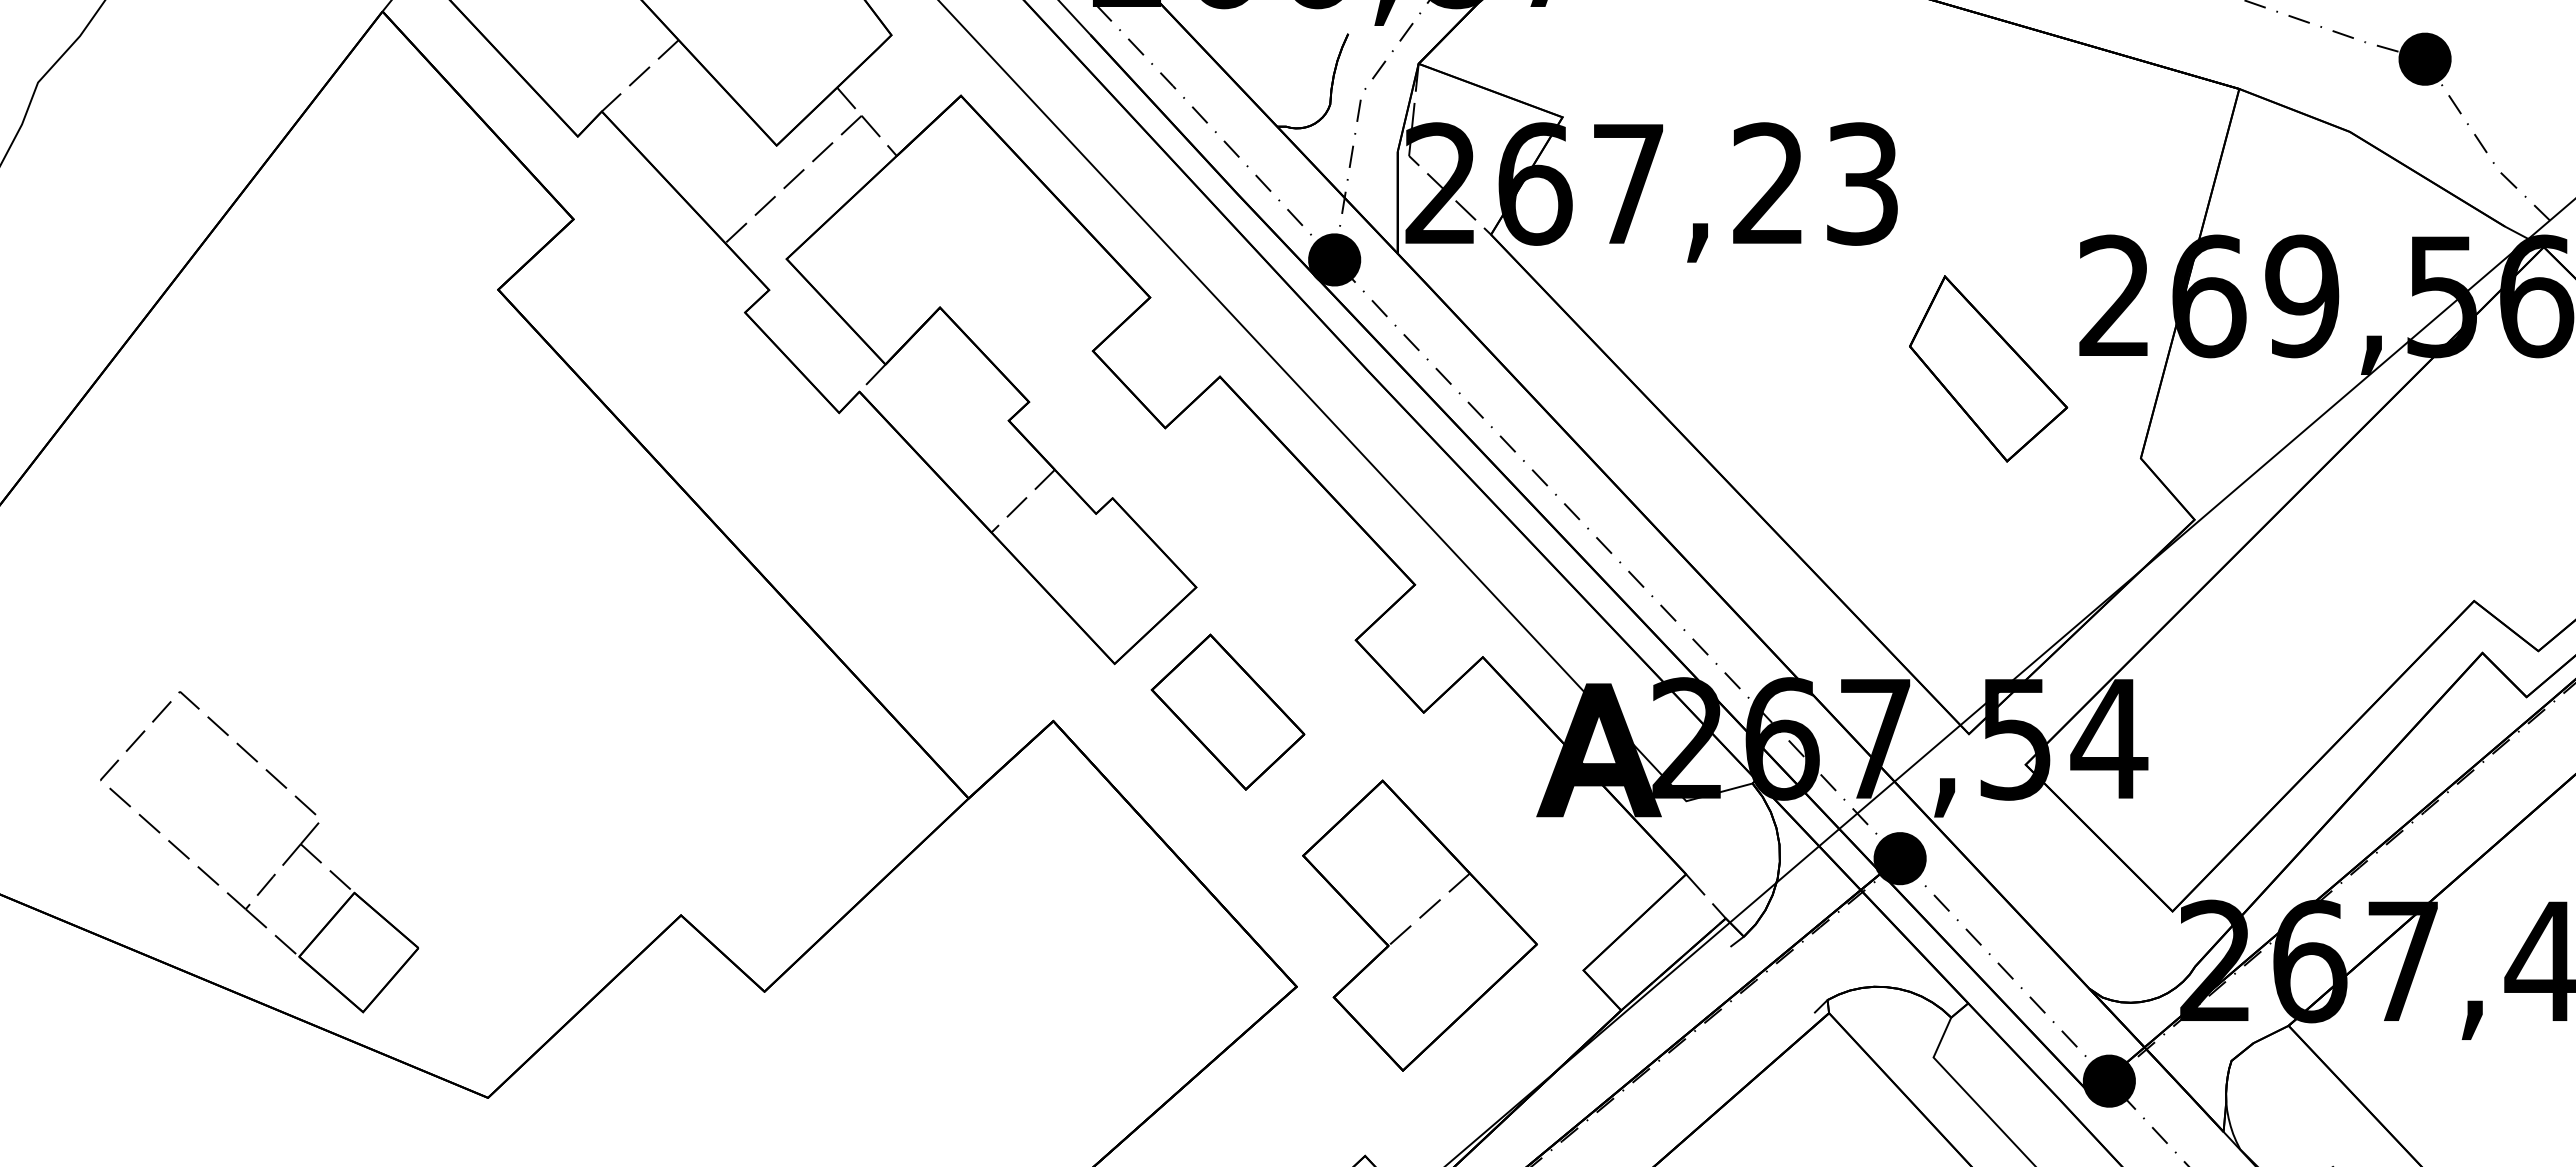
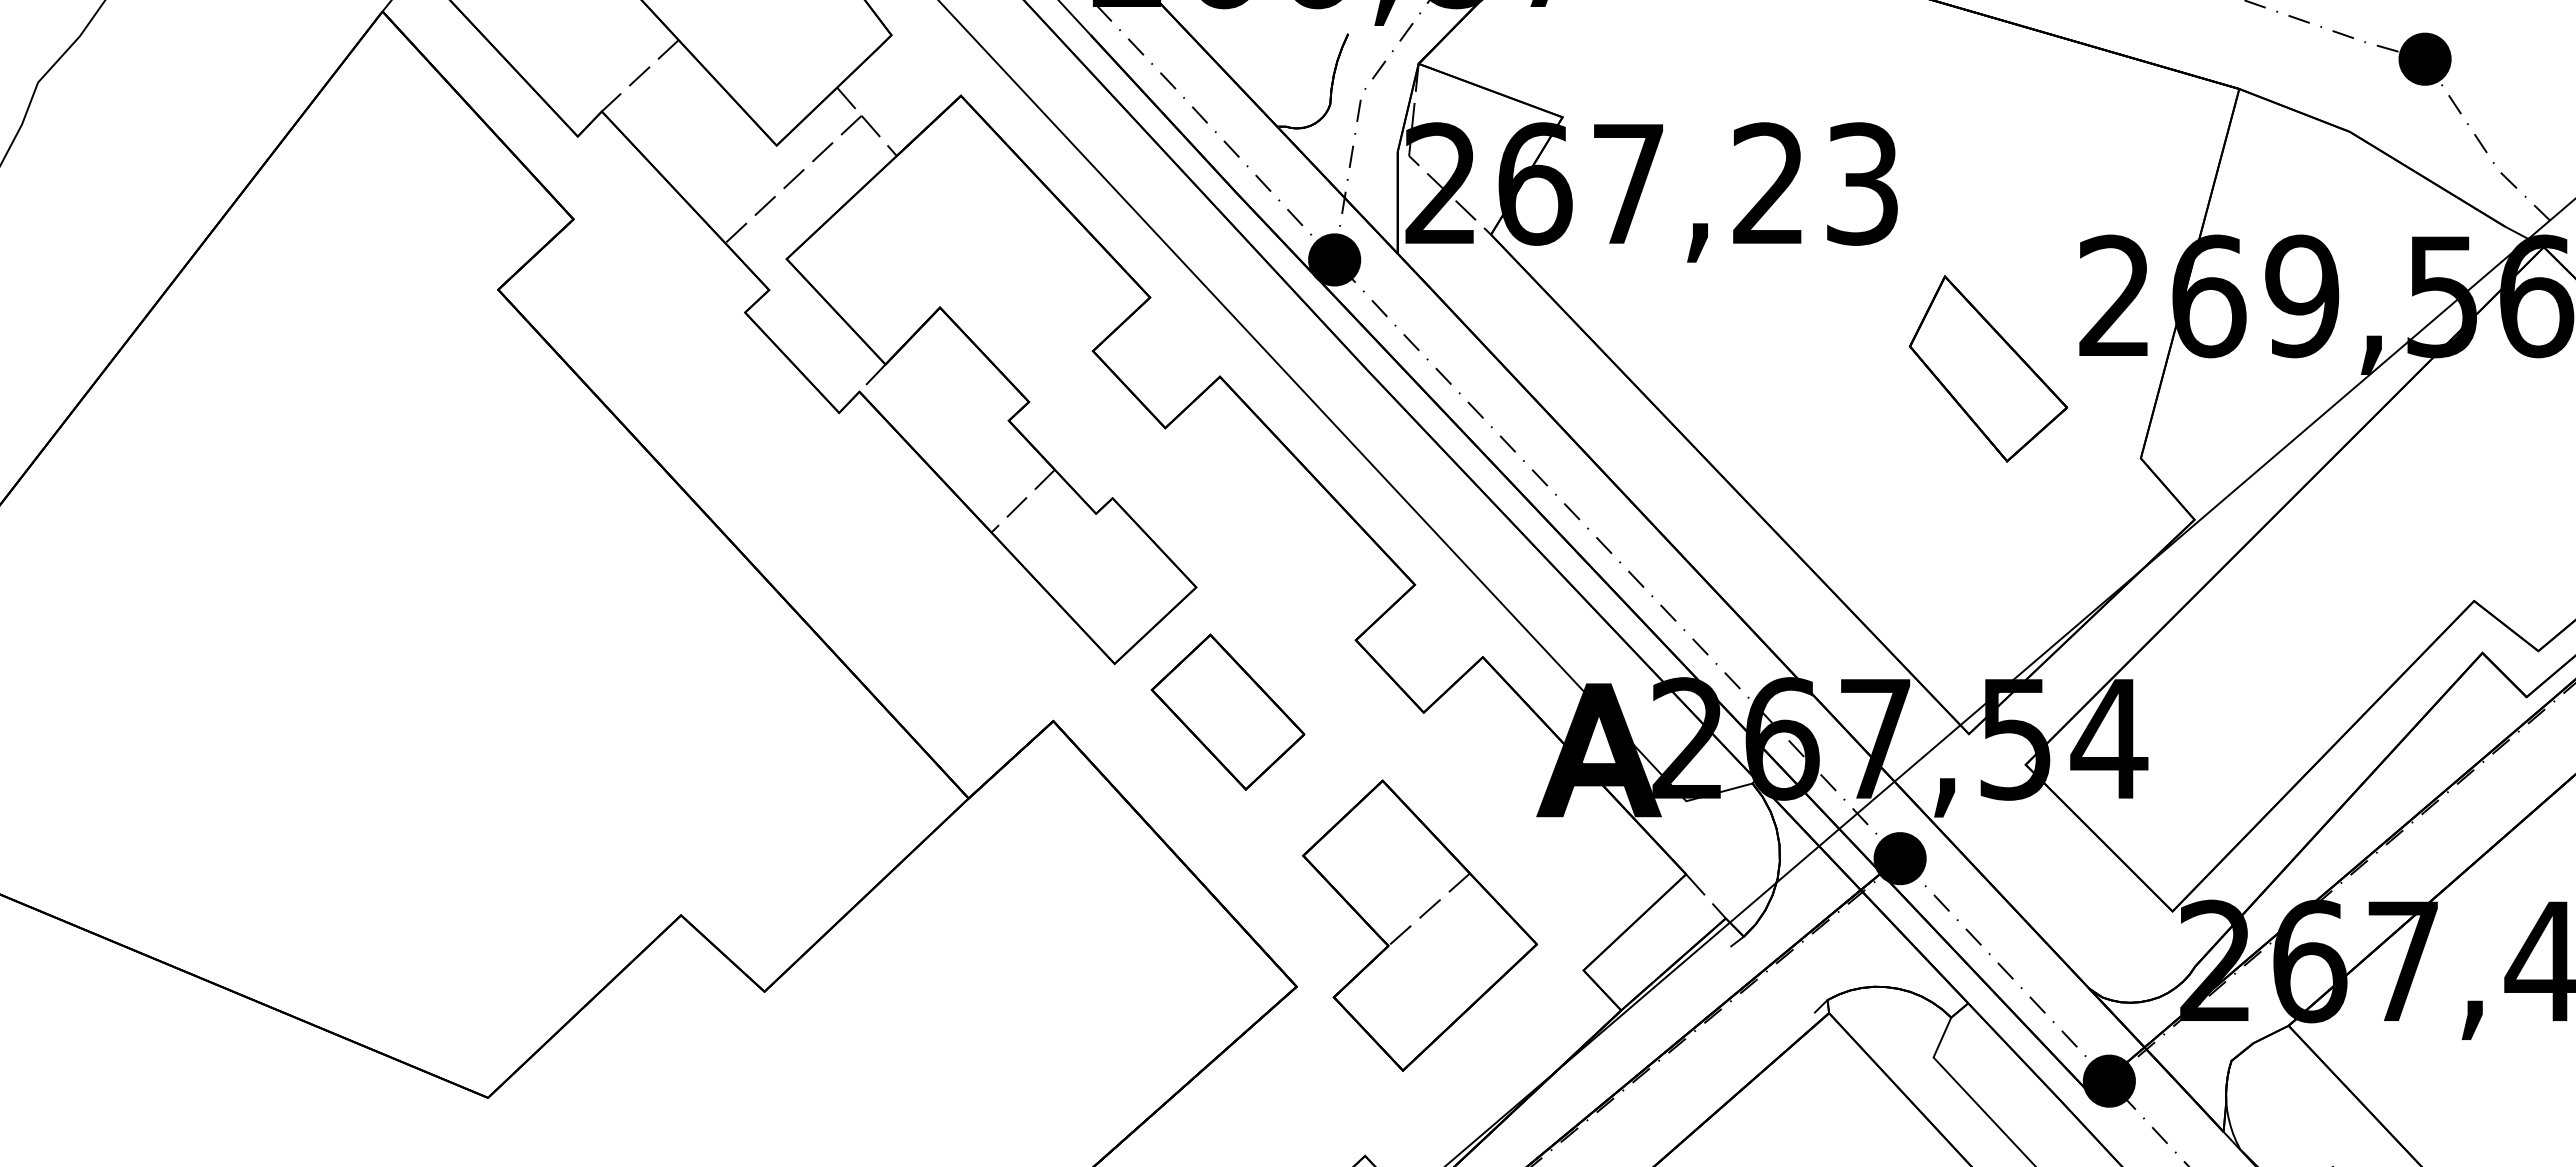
part: present -> none (274, 873)
